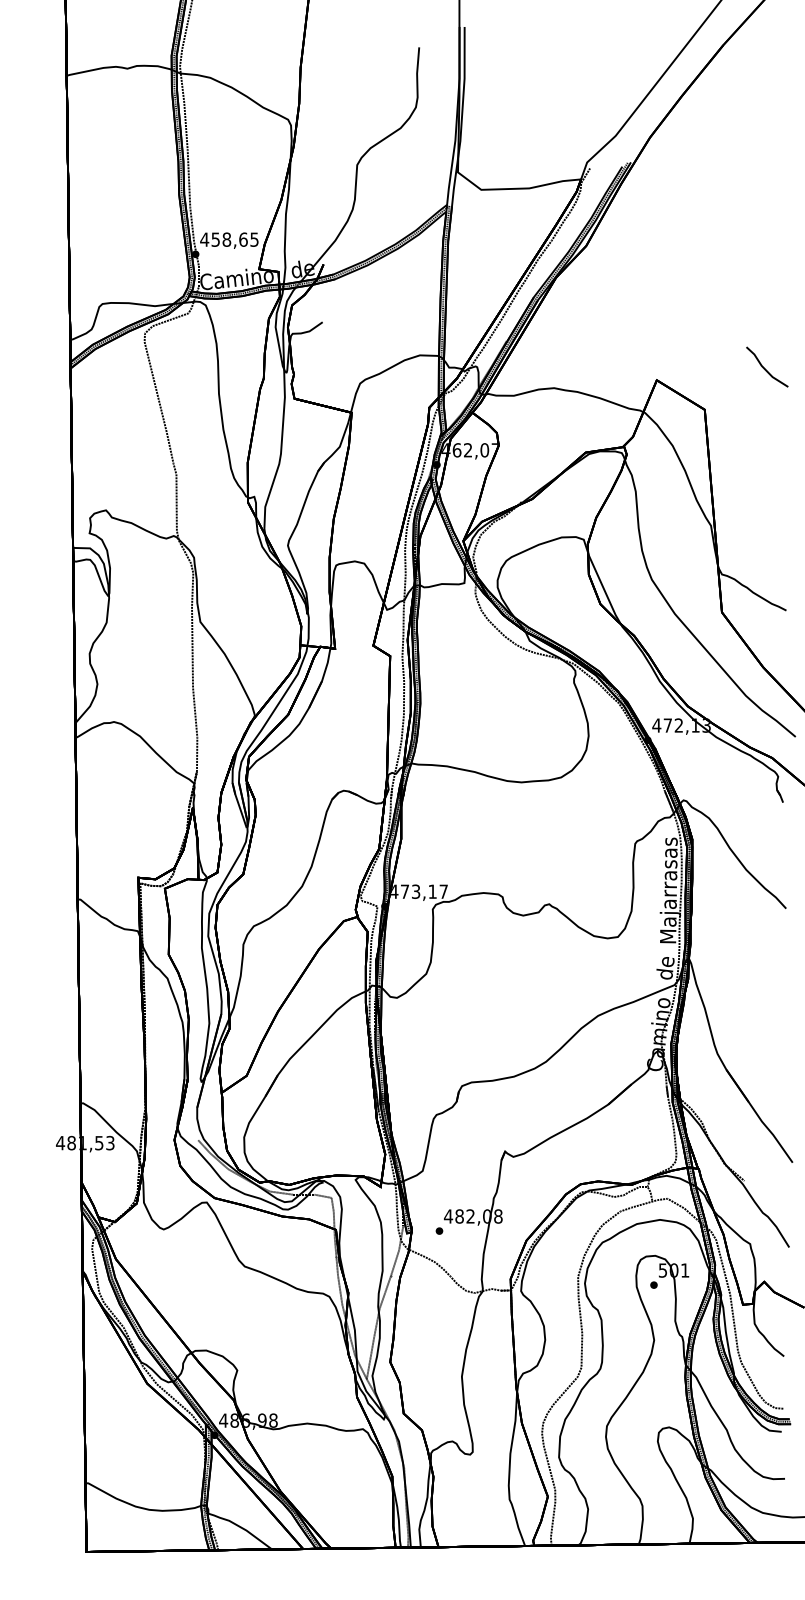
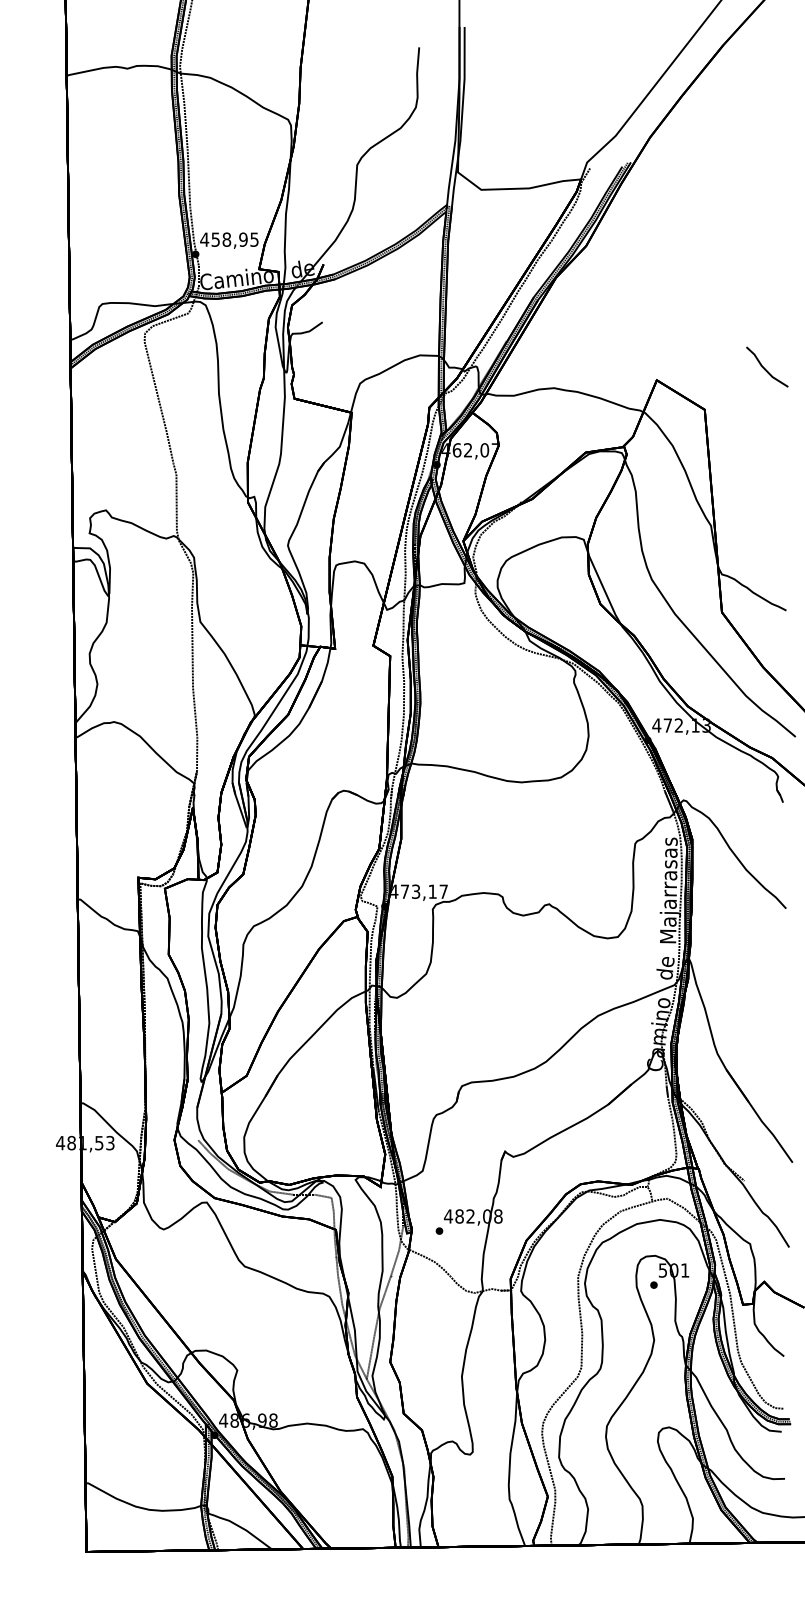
text: 458,65 -> 458,95 (243, 239)
